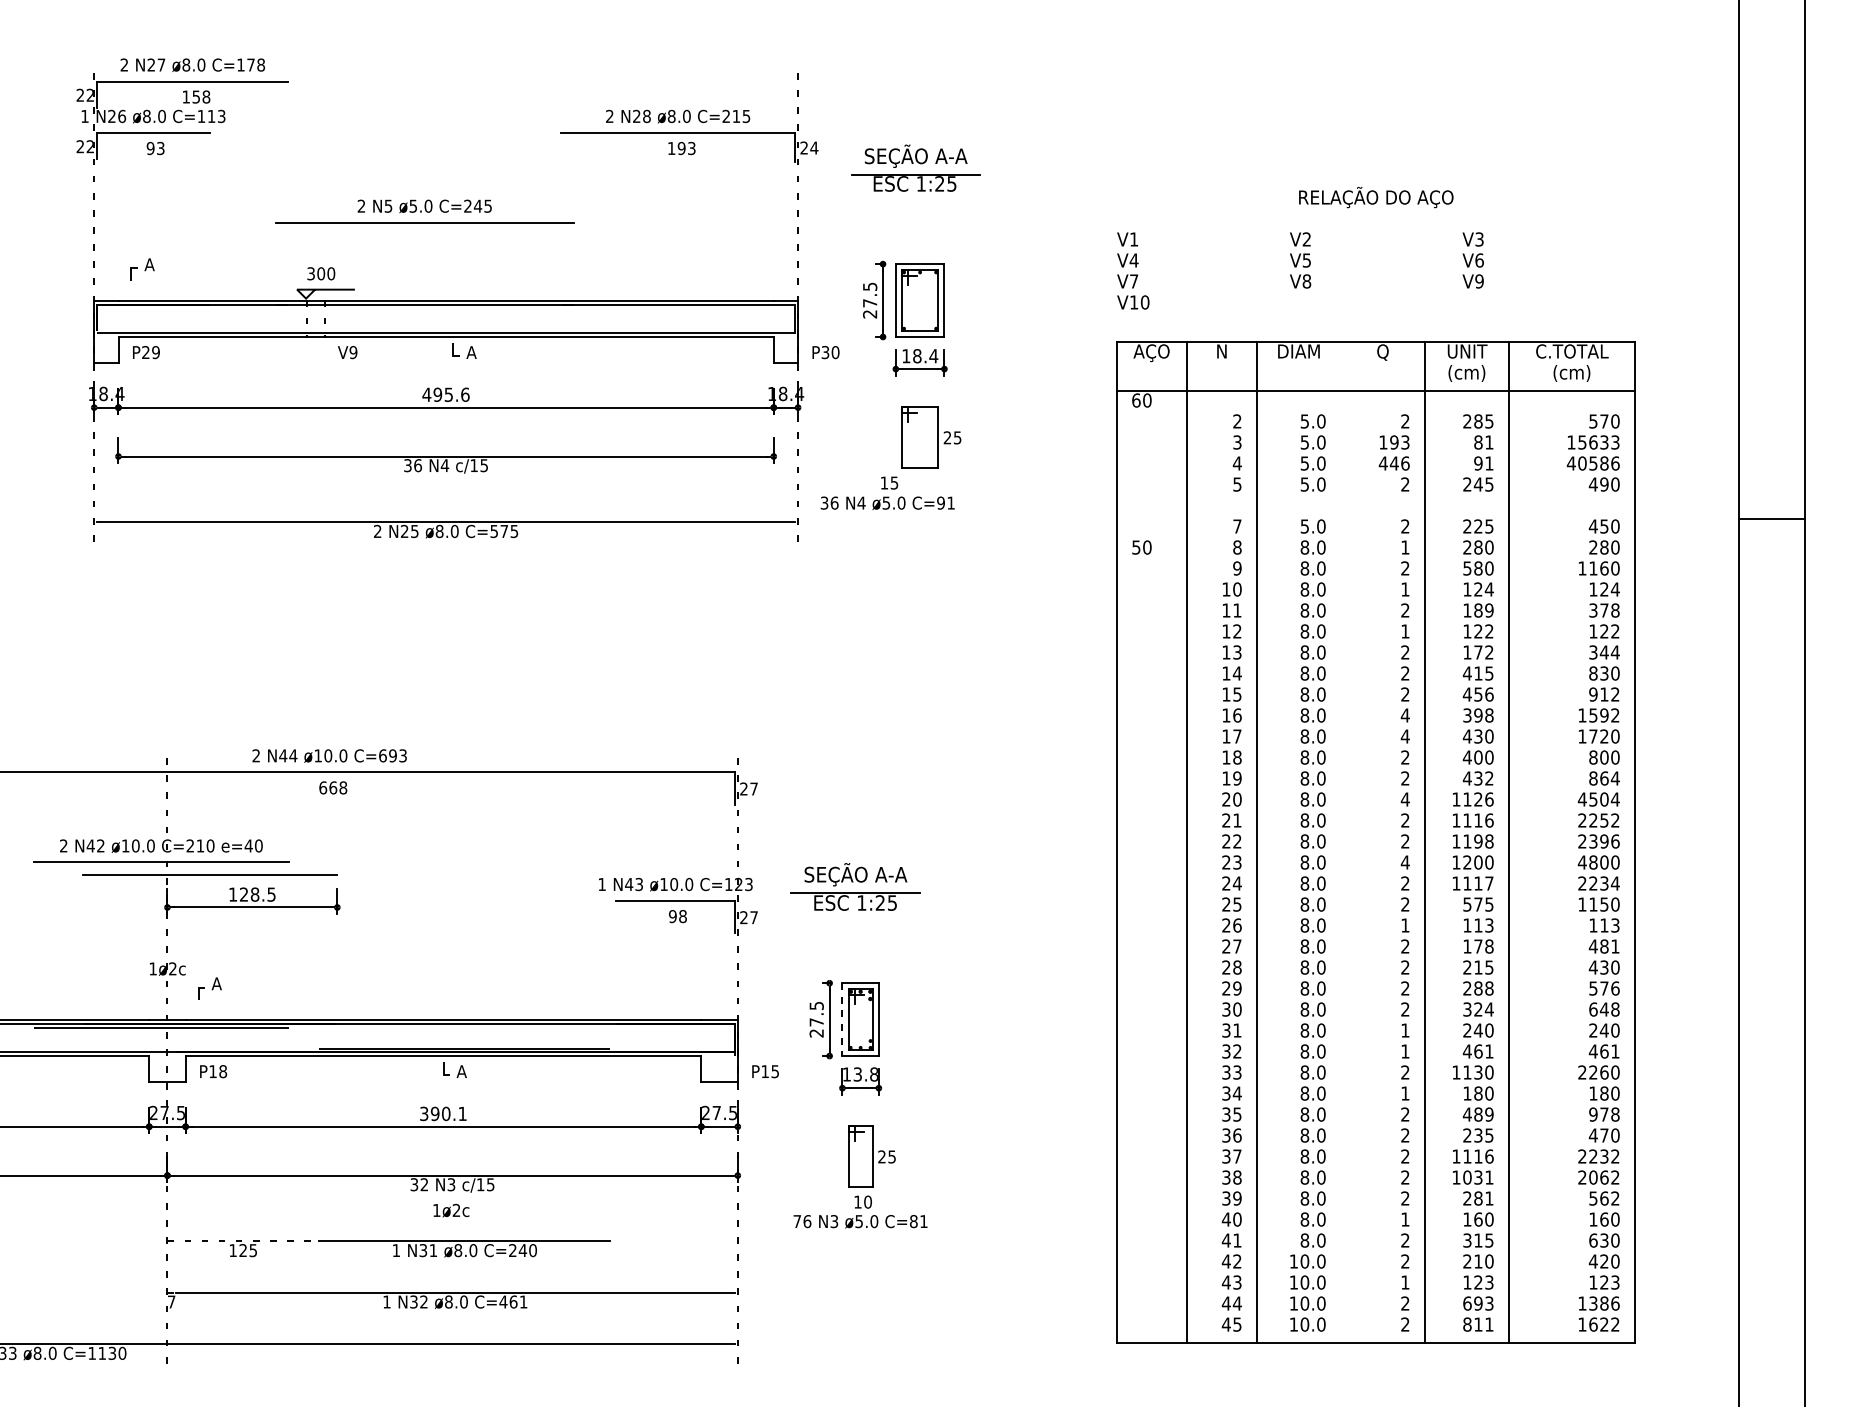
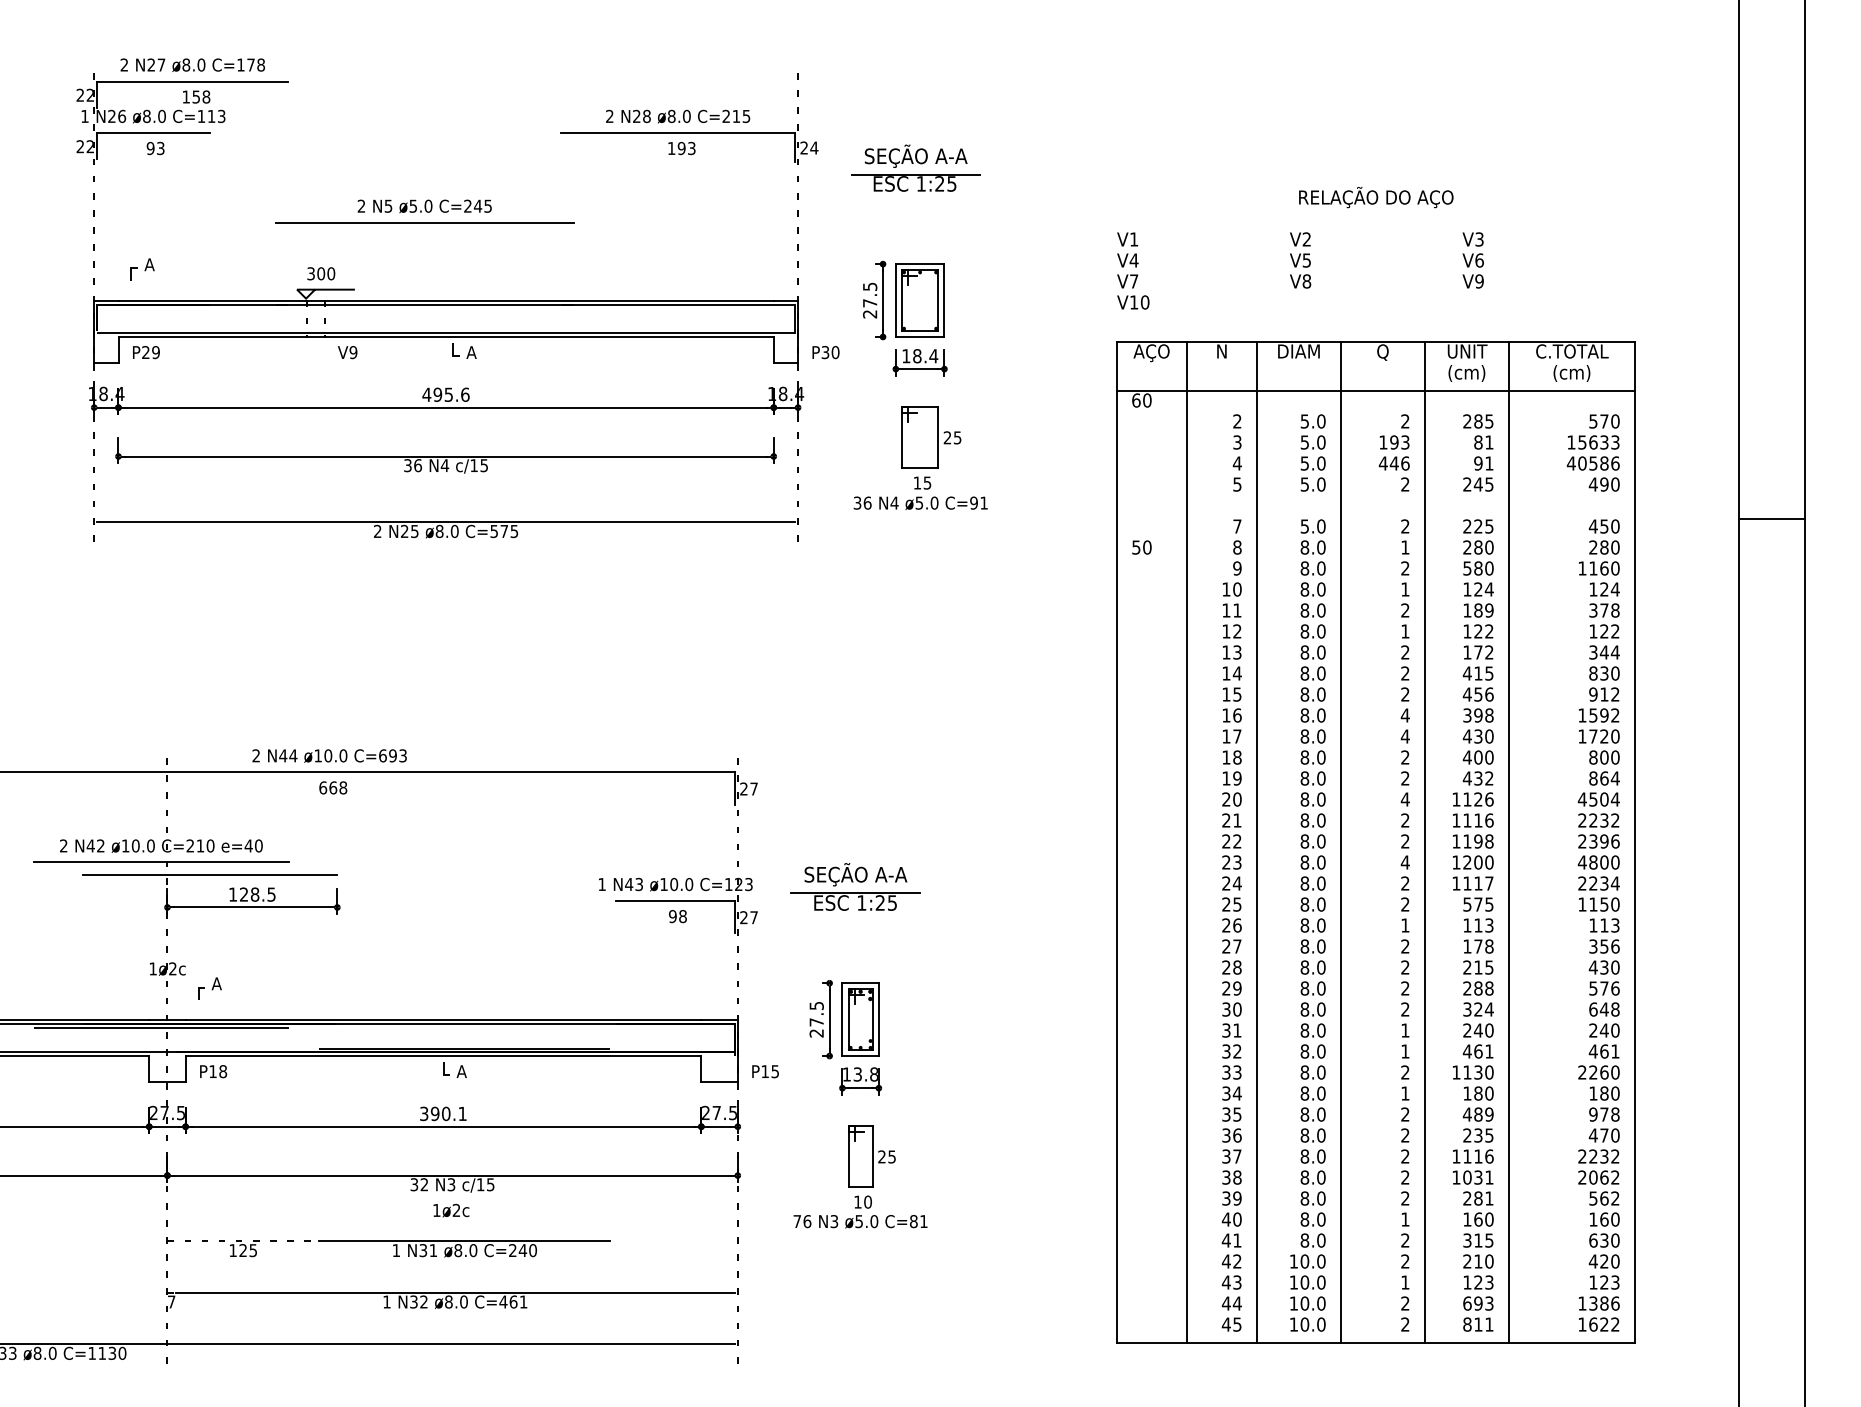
text position: (887, 492) -> (920, 492) (920, 492)
text: 2252 -> 2232 (1604, 819)
line: none -> present (1340, 841)
text: 481 -> 356 (1603, 946)
line: dashed -> solid (842, 1020)
